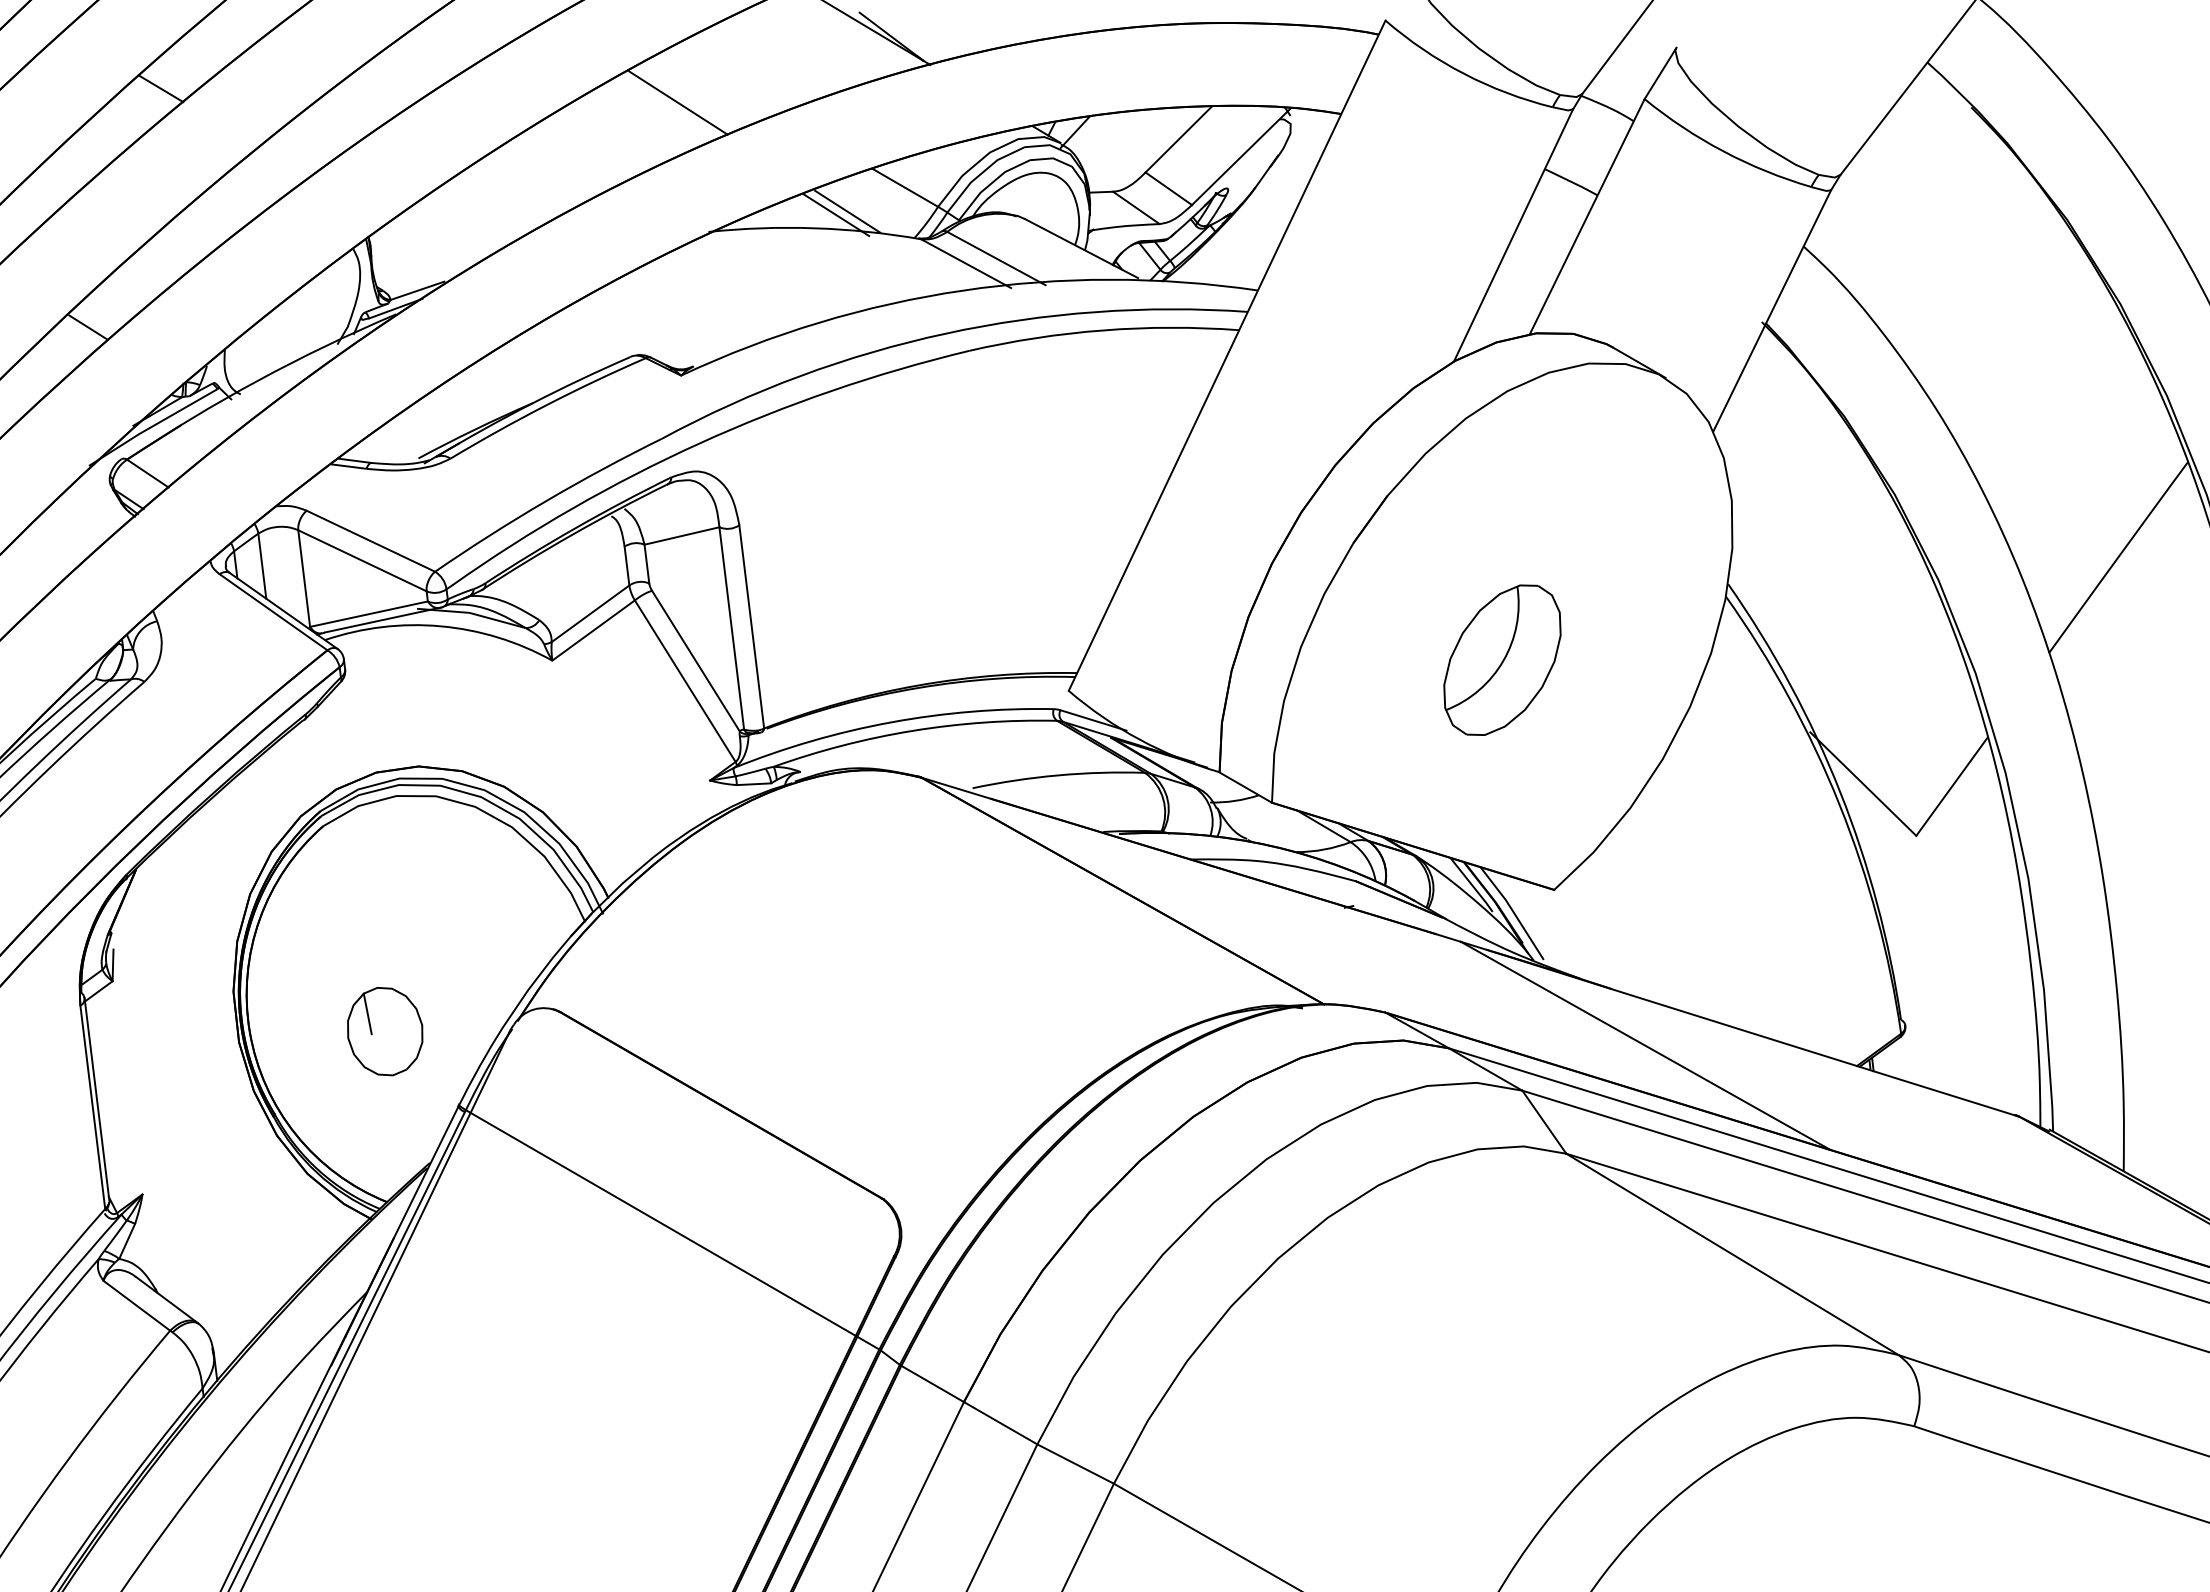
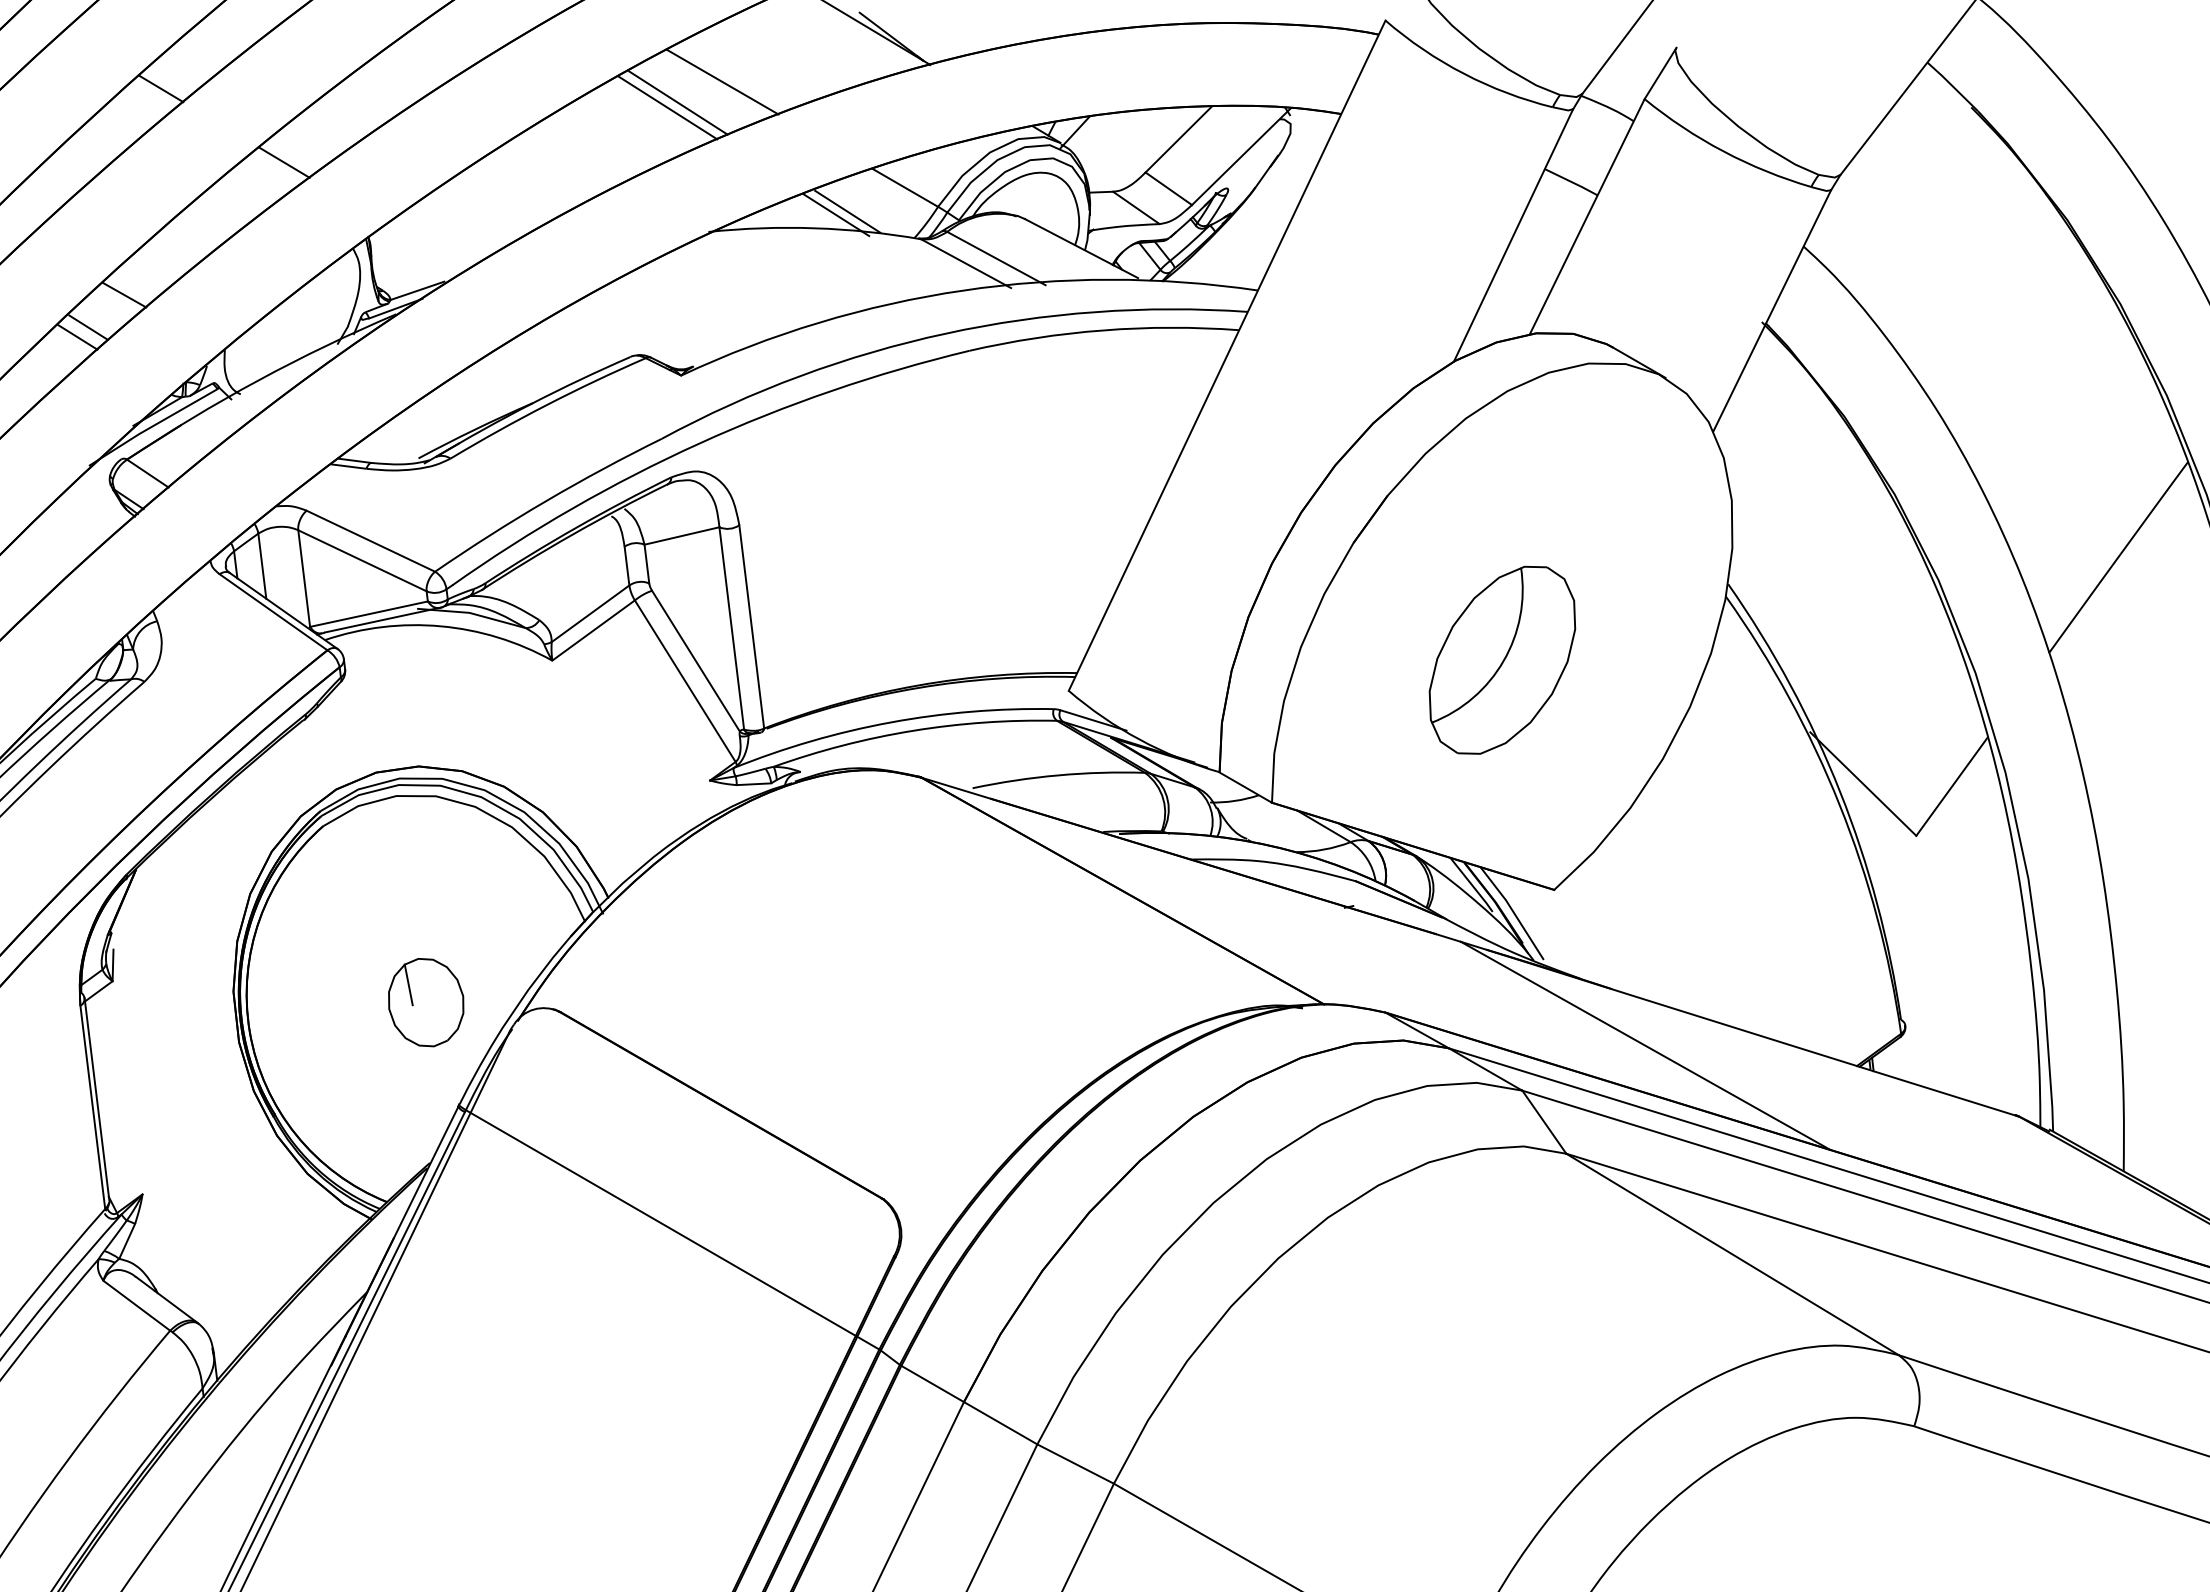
line: none -> present (722, 81)
line: none -> present (667, 107)
line: none -> present (284, 162)
line: none -> present (124, 294)
line: none -> present (77, 336)
part size: 119x152 px -> 149x190 px (1502, 659)
part position: (385, 1031) -> (426, 1002) (426, 1002)
